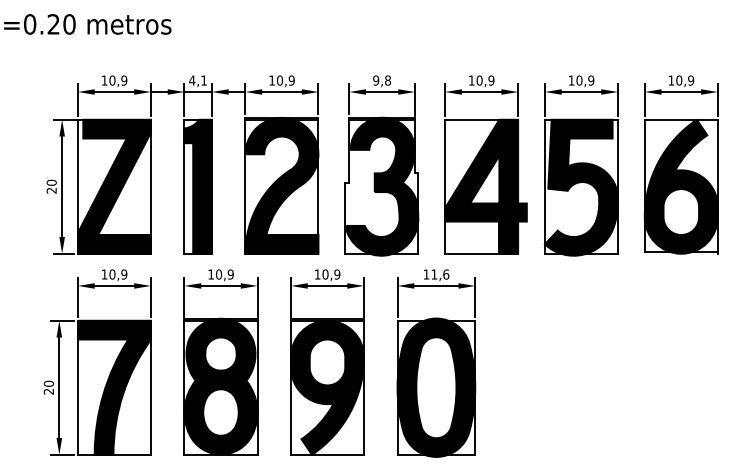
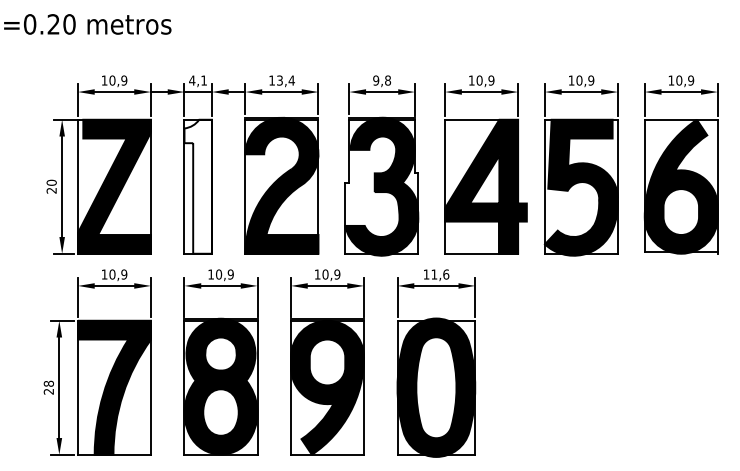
text: 10,9 -> 13,4 (285, 80)
fill: present -> none (197, 186)
text: 20 -> 28 (48, 383)
